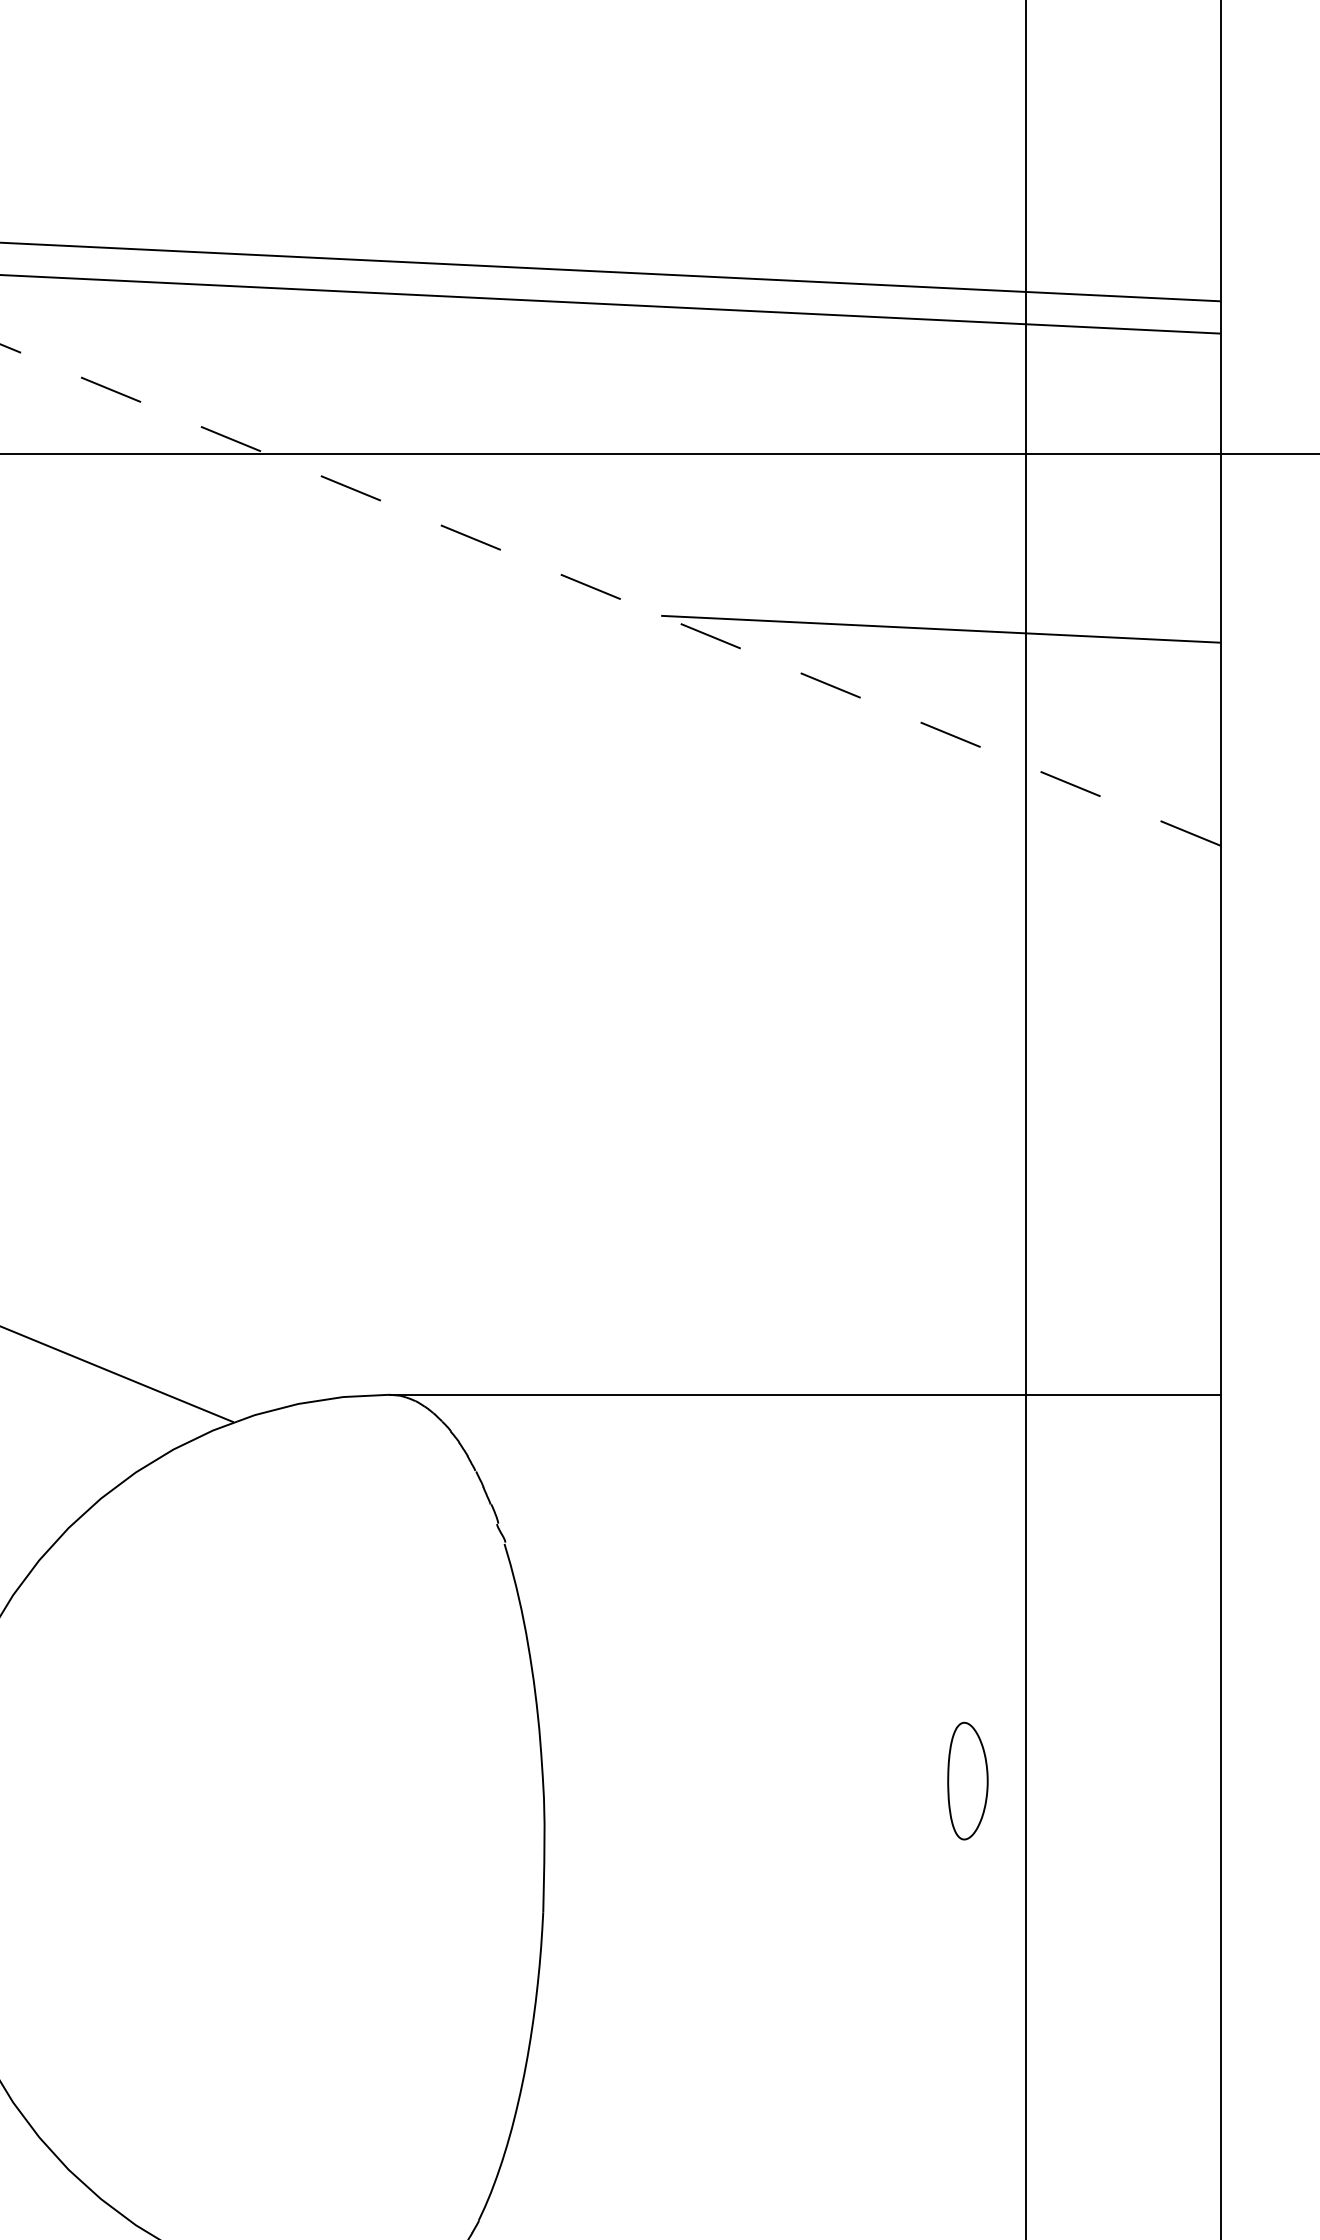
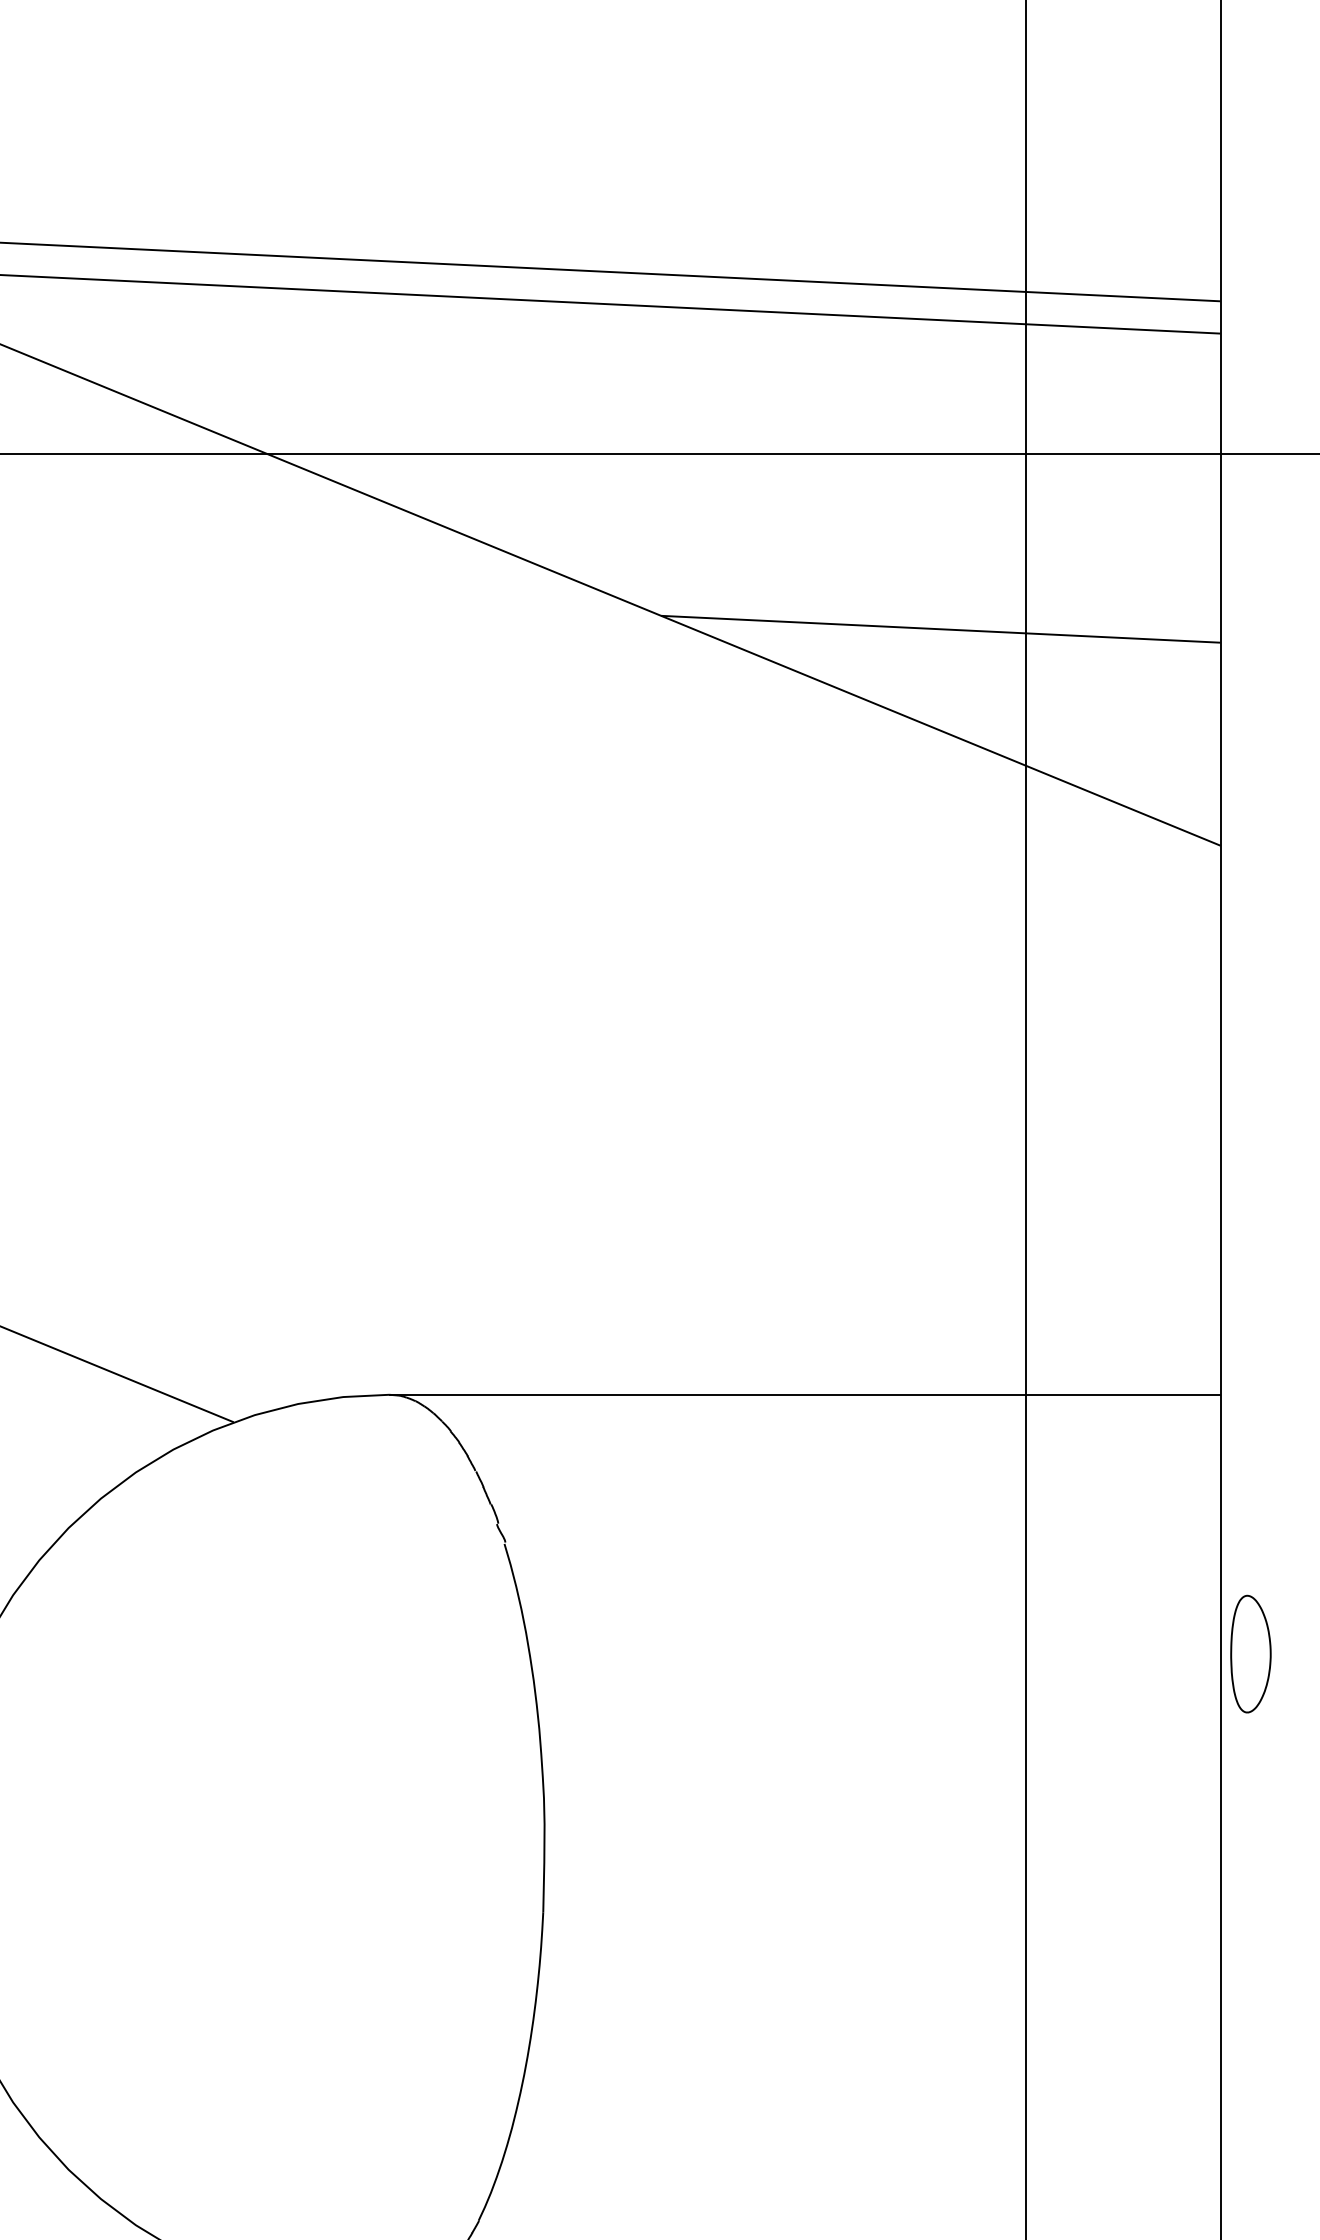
line: dashed -> solid (610, 594)
part position: (967, 1780) -> (1250, 1653) (1250, 1653)
